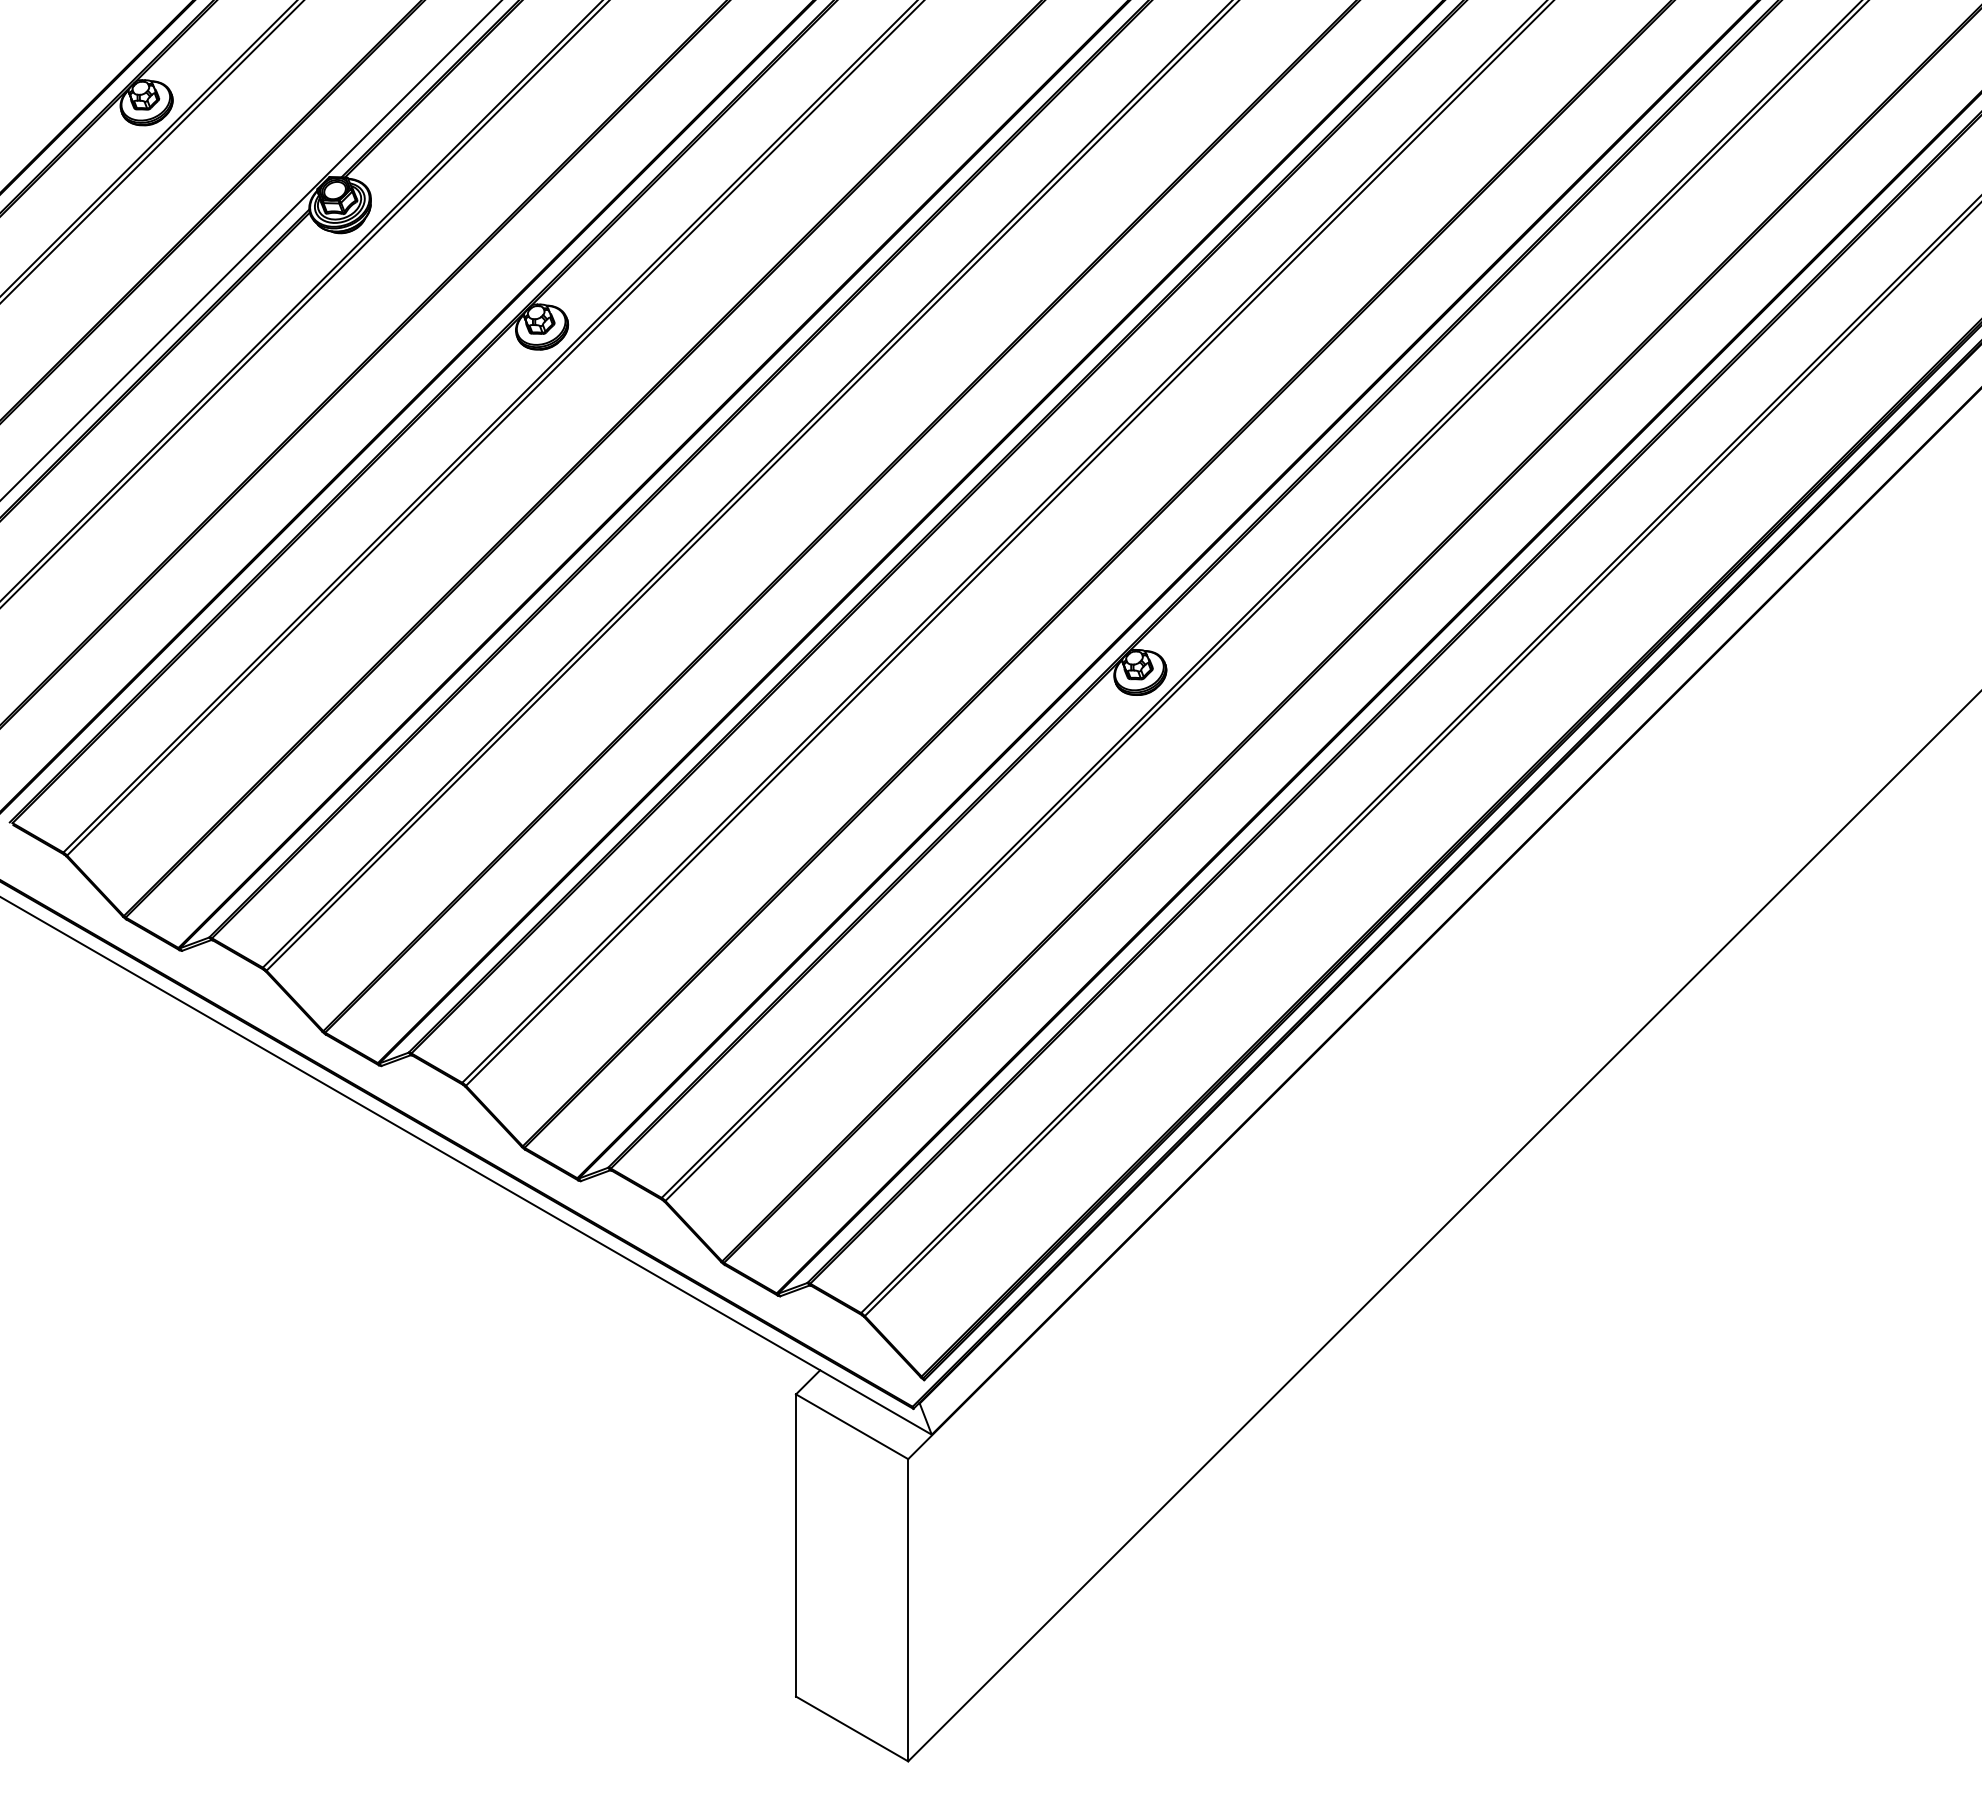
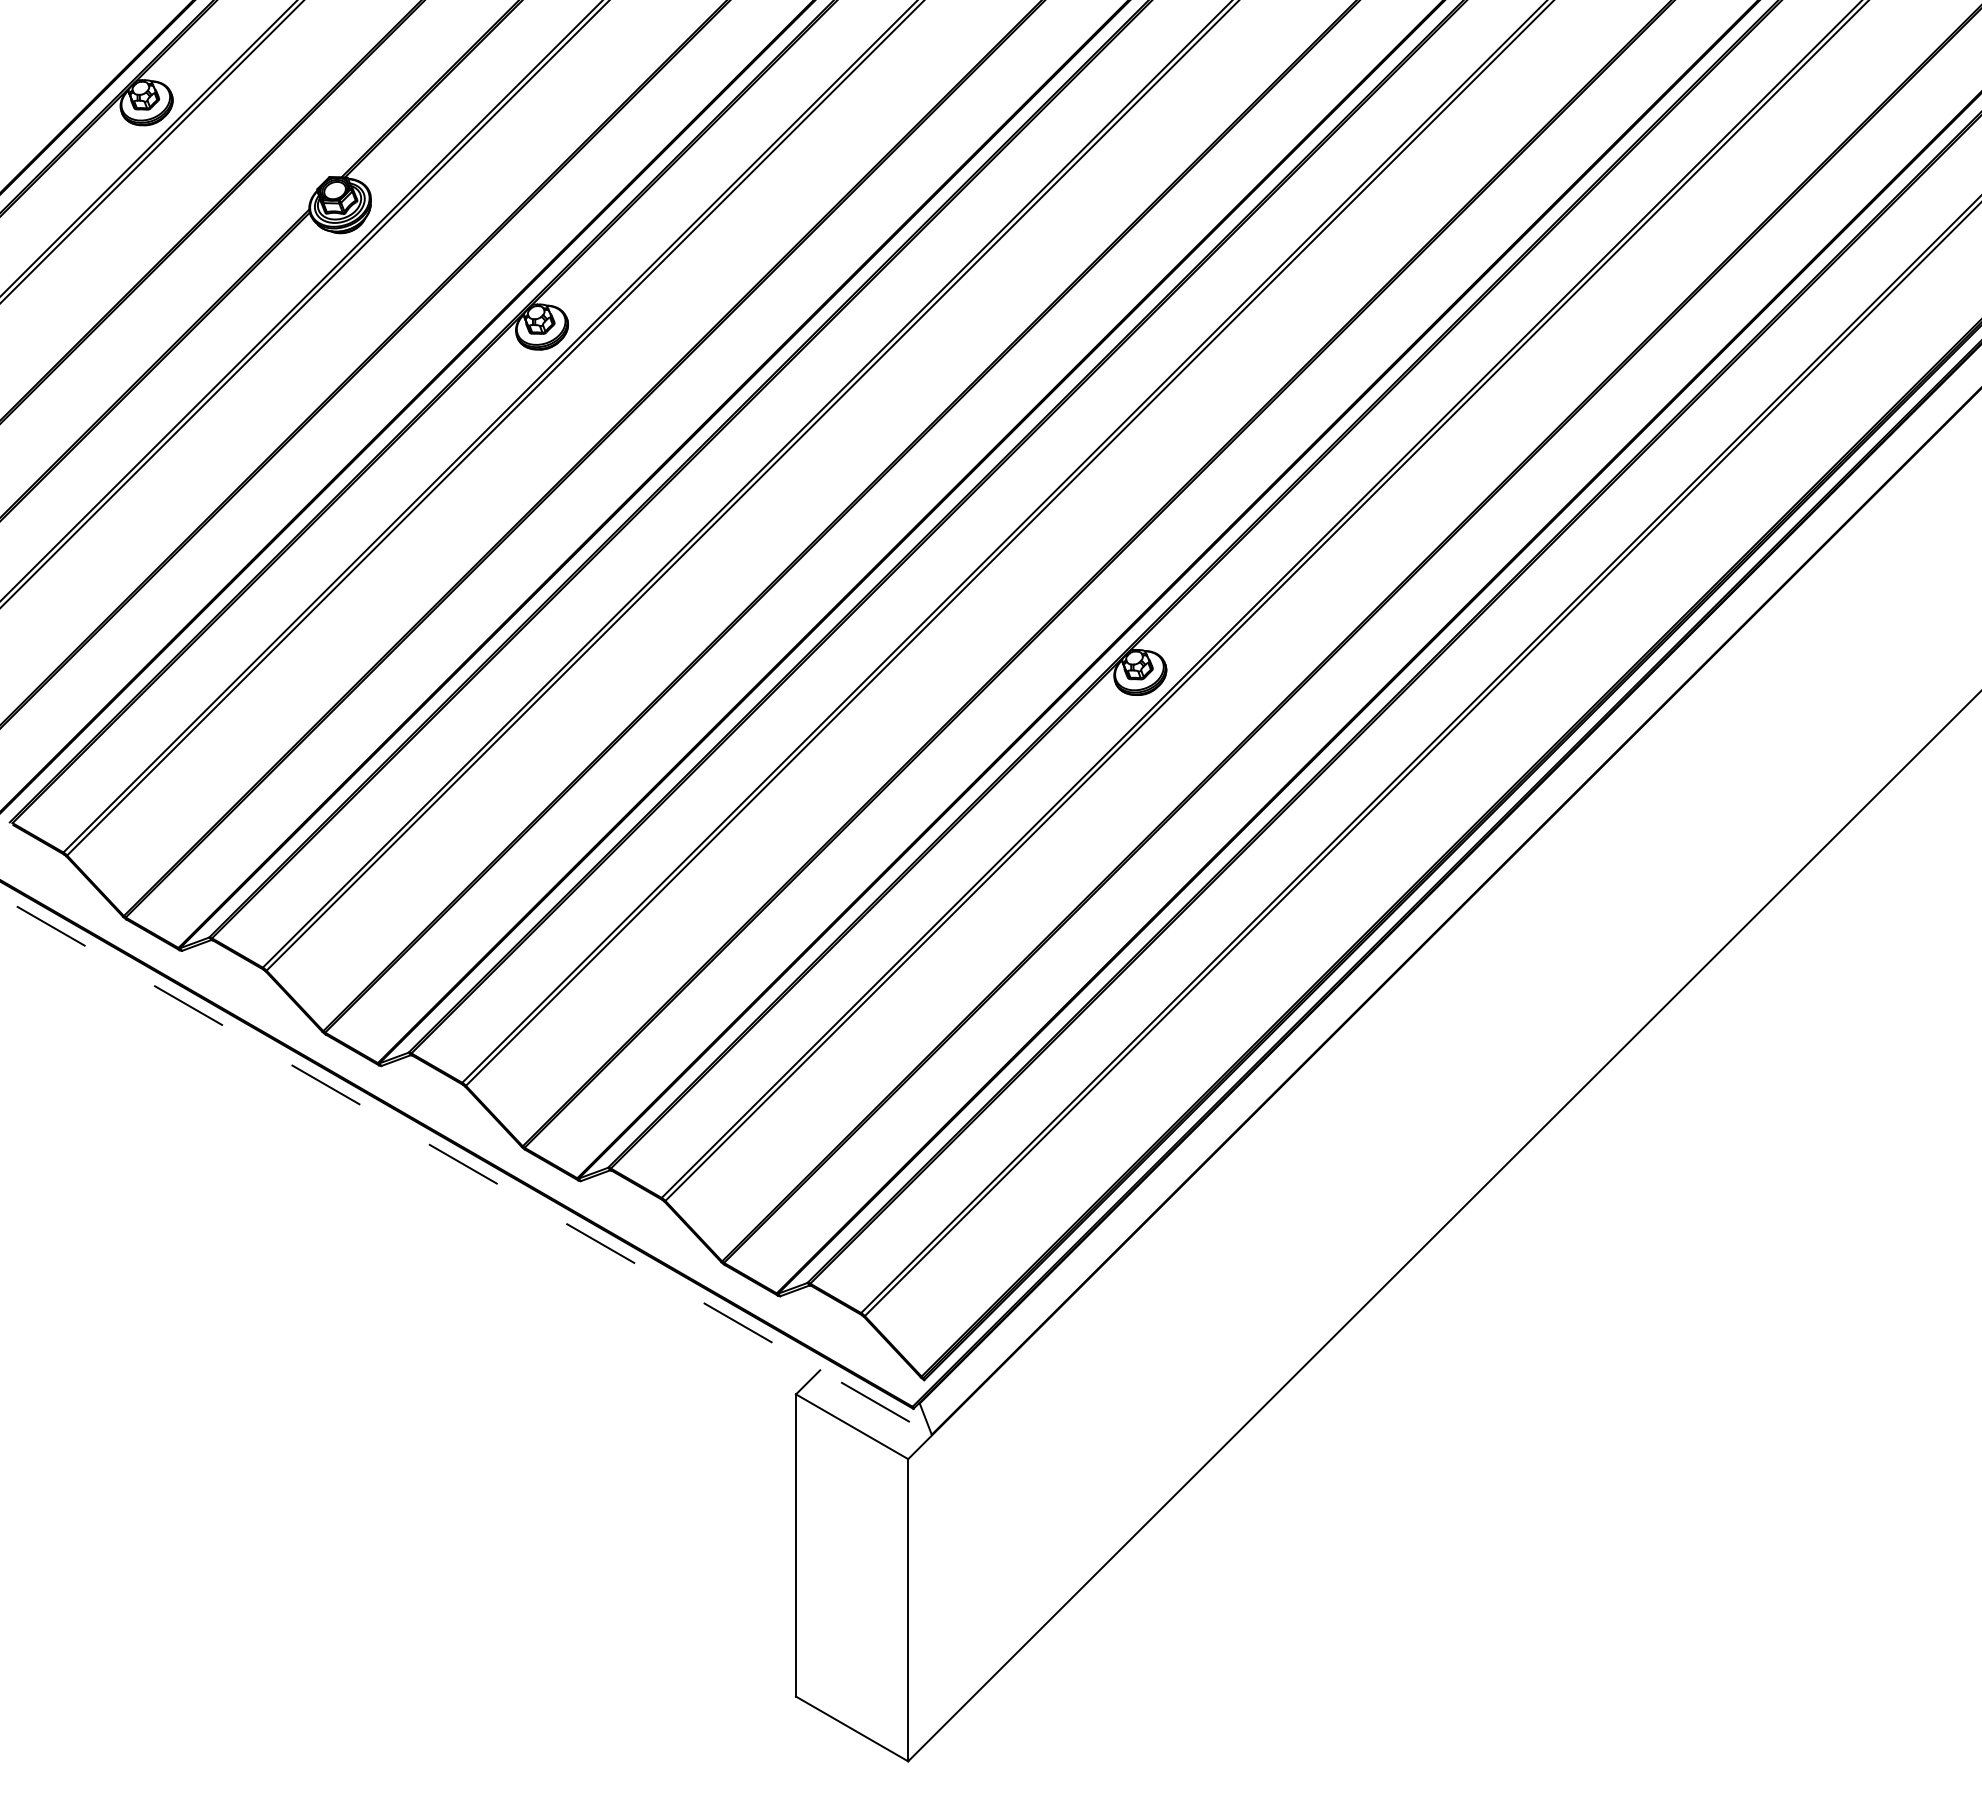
line: present -> none (250, 250)
line: solid -> dashed (465, 1165)
